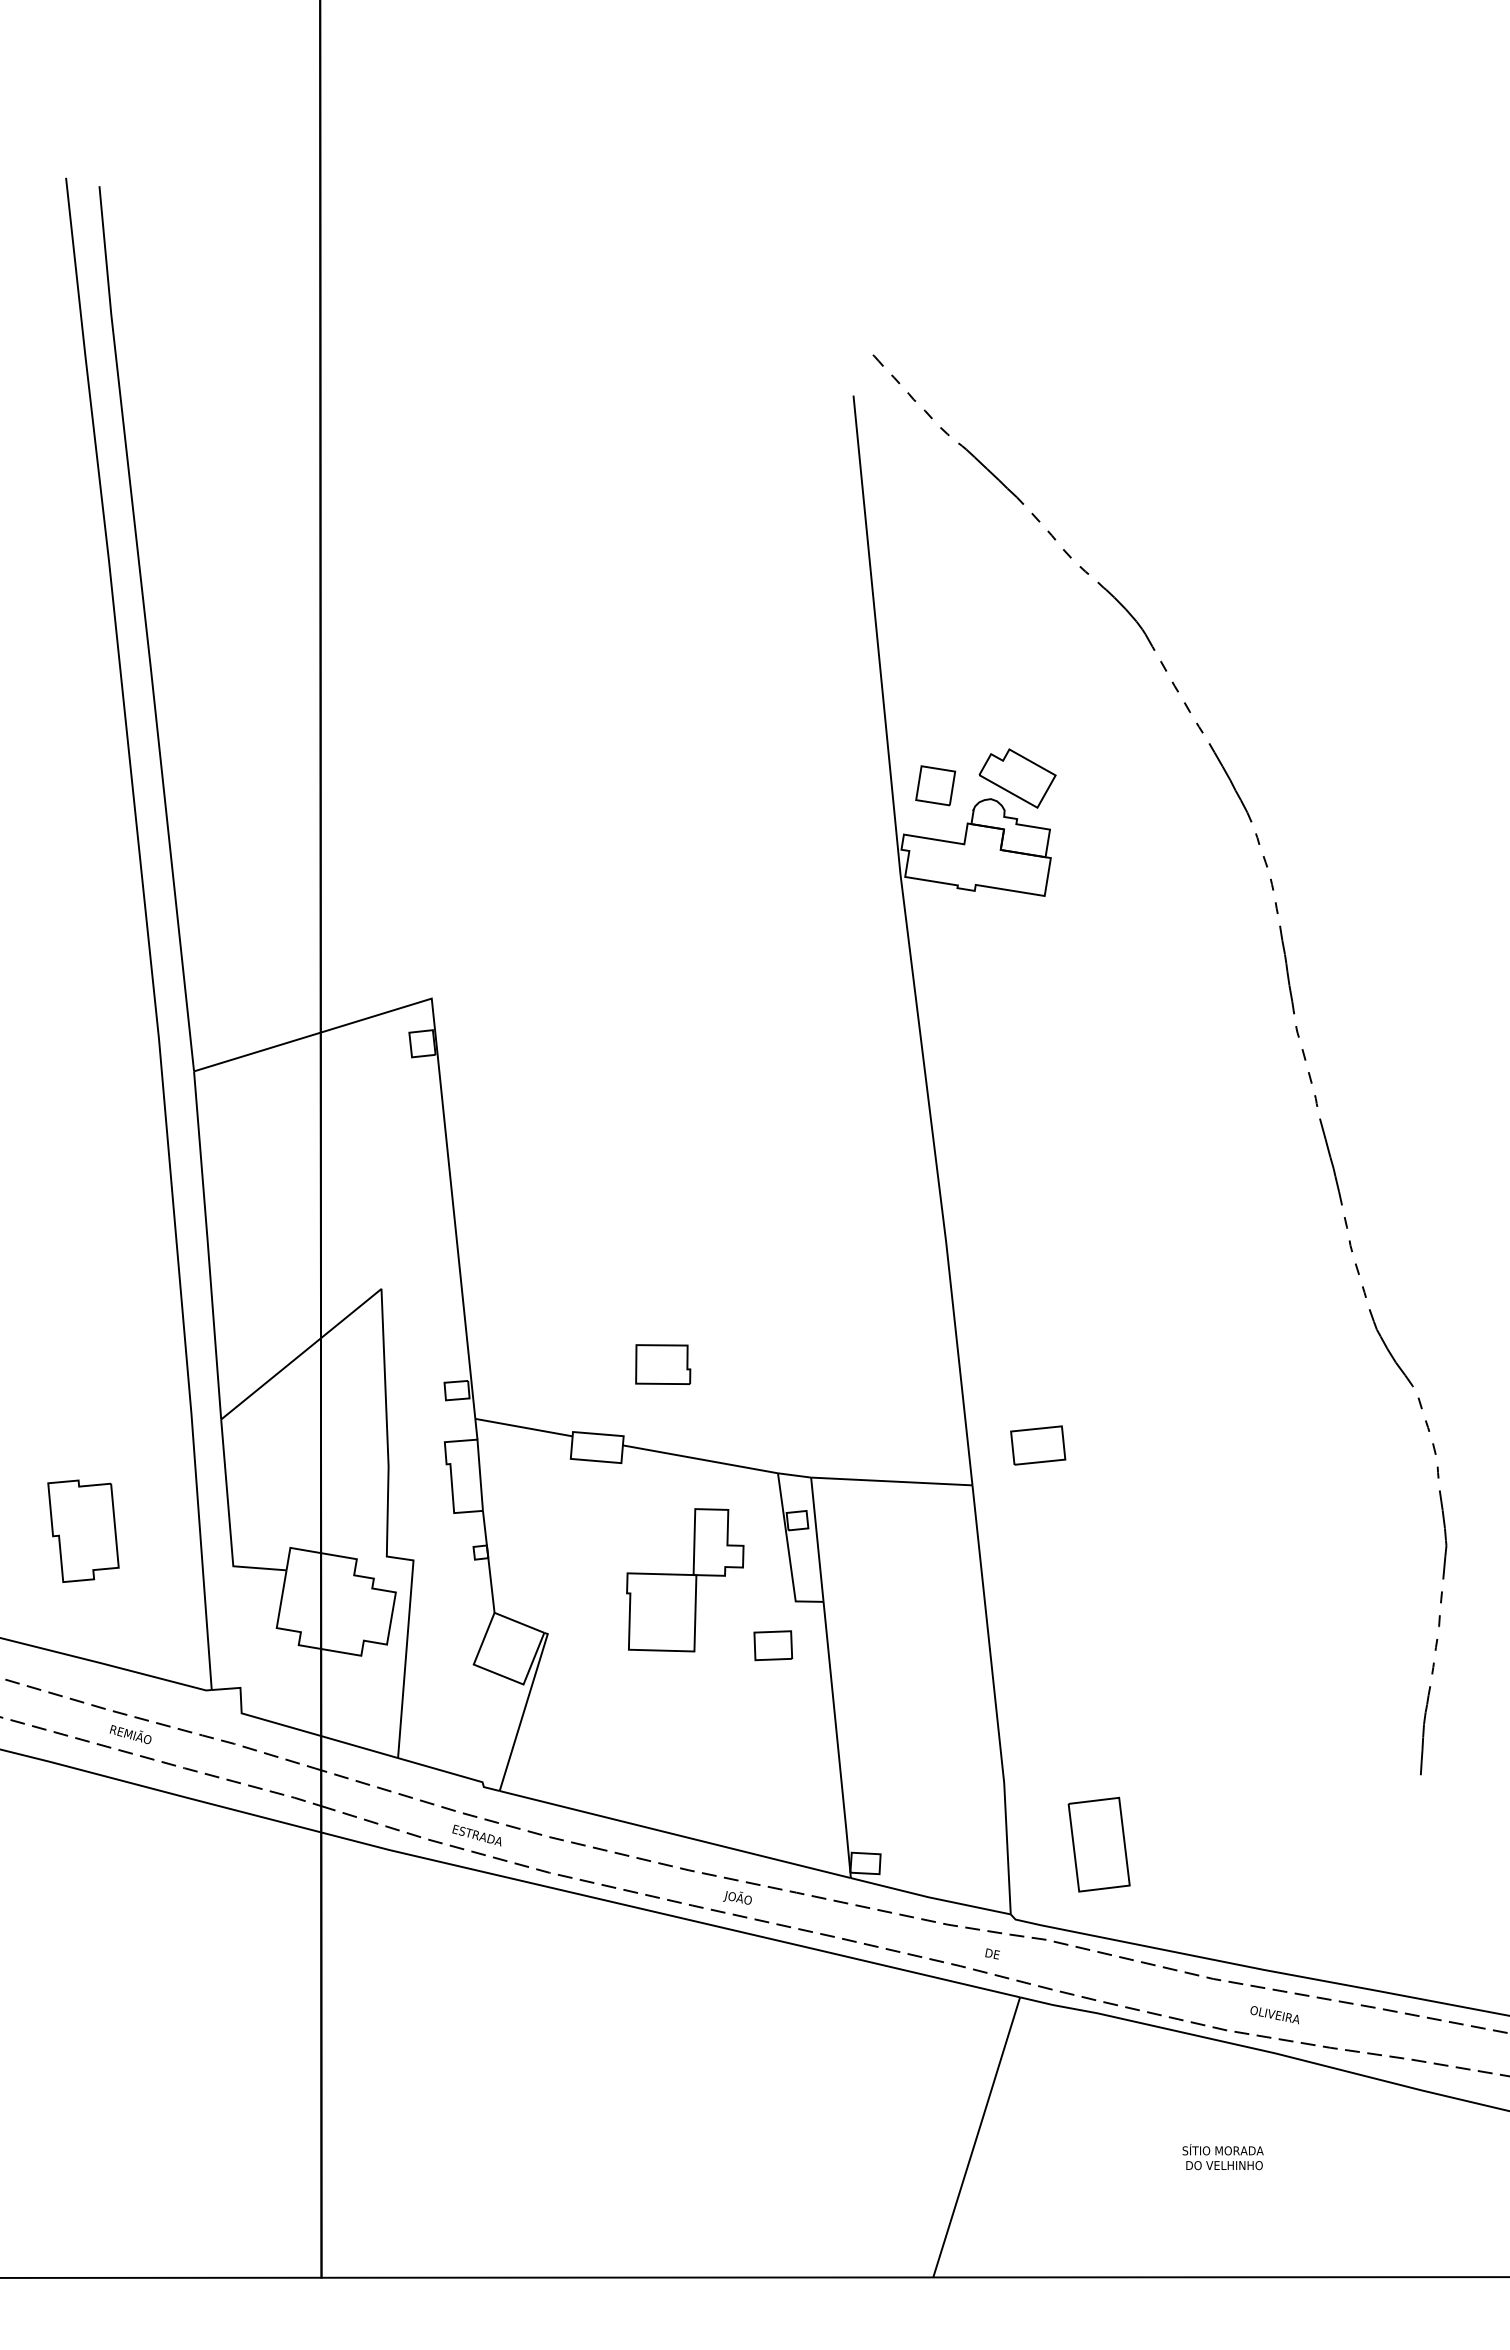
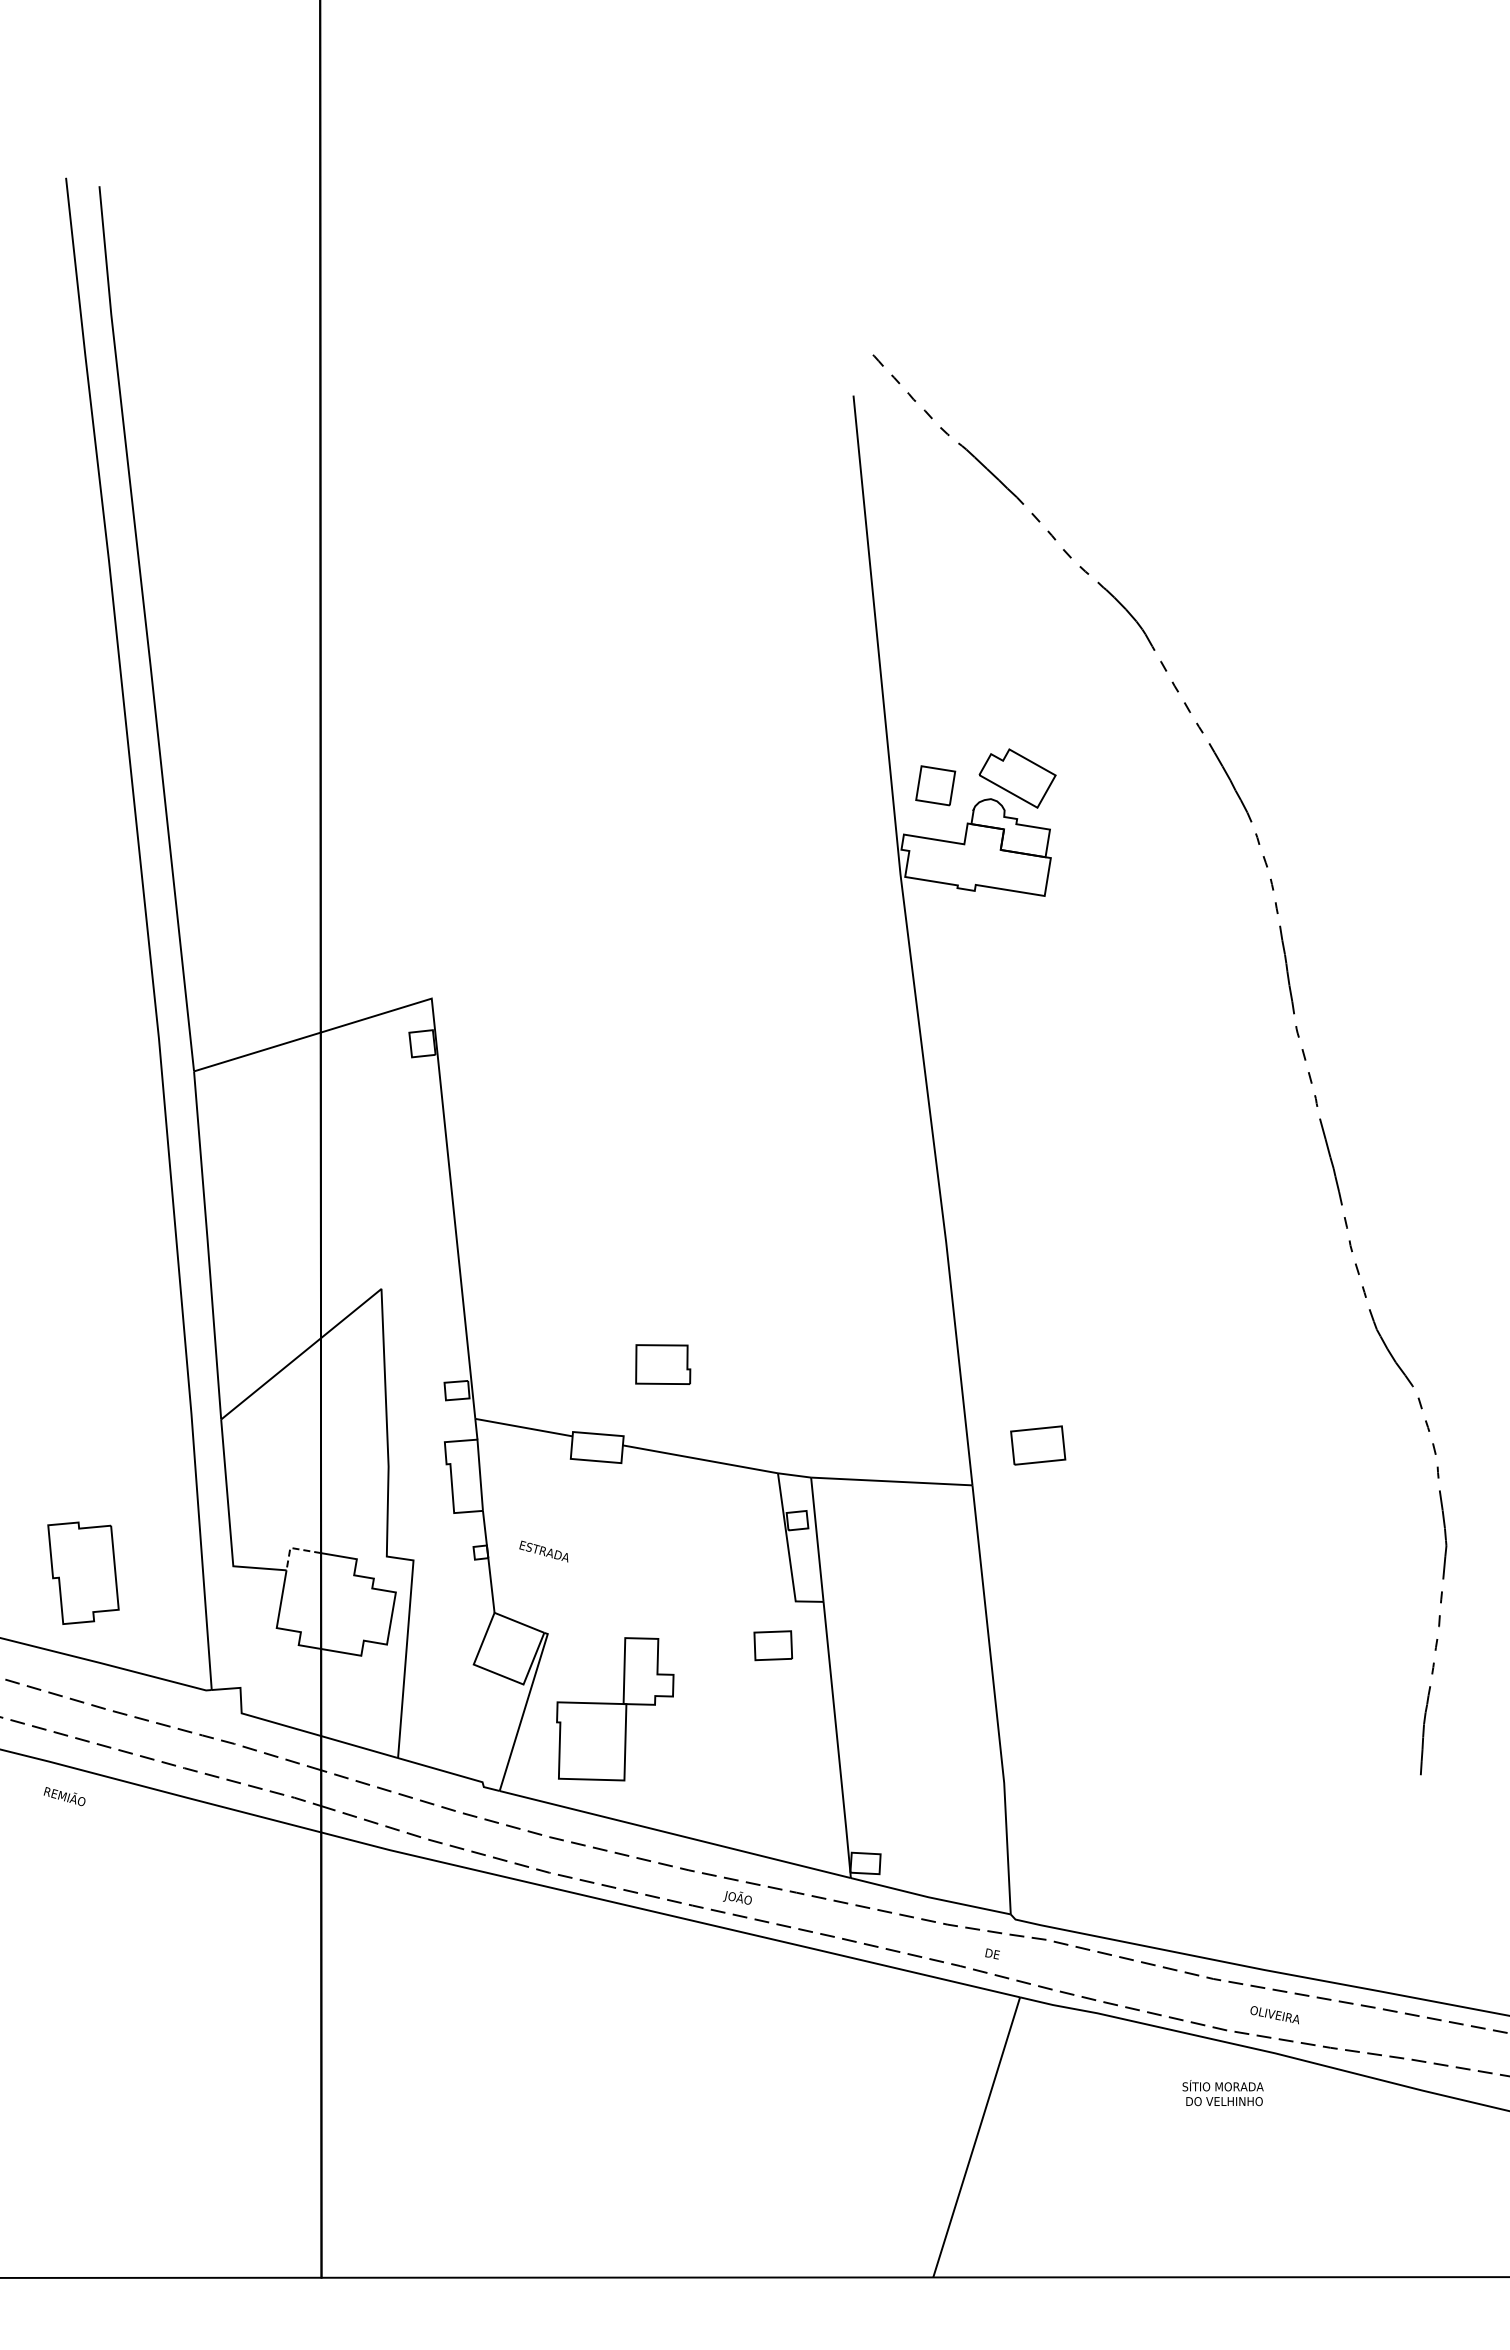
part position: (83, 1530) -> (83, 1572) (83, 1572)
line: solid -> dashed (294, 1548)
part position: (685, 1580) -> (615, 1709) (615, 1709)
text position: (130, 1734) -> (64, 1796) (64, 1796)
text position: (476, 1835) -> (543, 1551) (543, 1551)
part: present -> none (1098, 1844)
text position: (1222, 2157) -> (1222, 2093) (1222, 2093)
